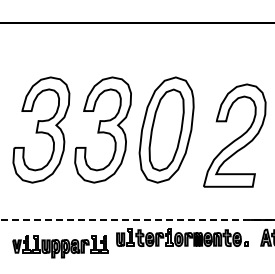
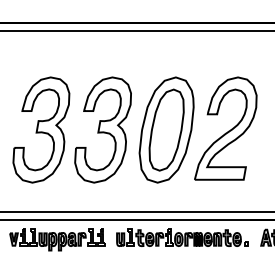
line: none -> present (136, 30)
part position: (234, 135) -> (225, 128) (225, 128)
line: none -> present (136, 212)
line: dashed -> solid (137, 219)
part position: (60, 246) -> (57, 239) (57, 239)
